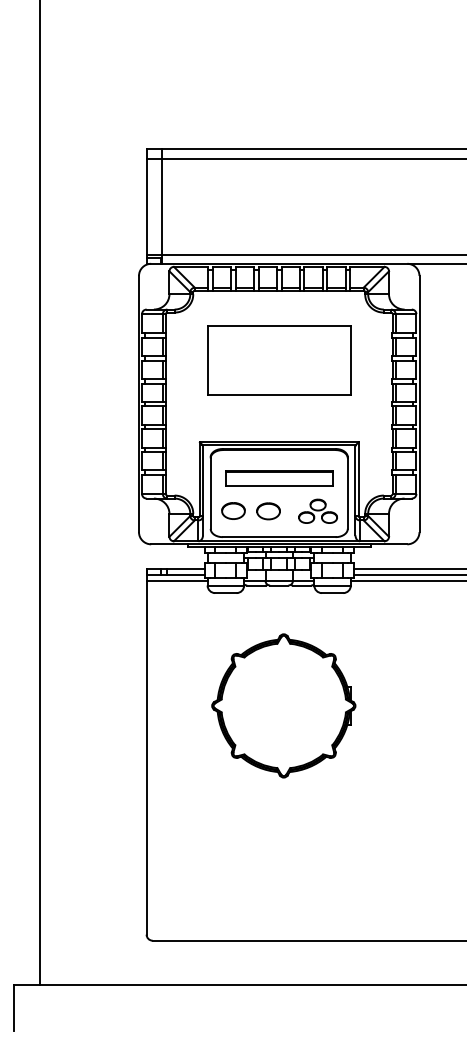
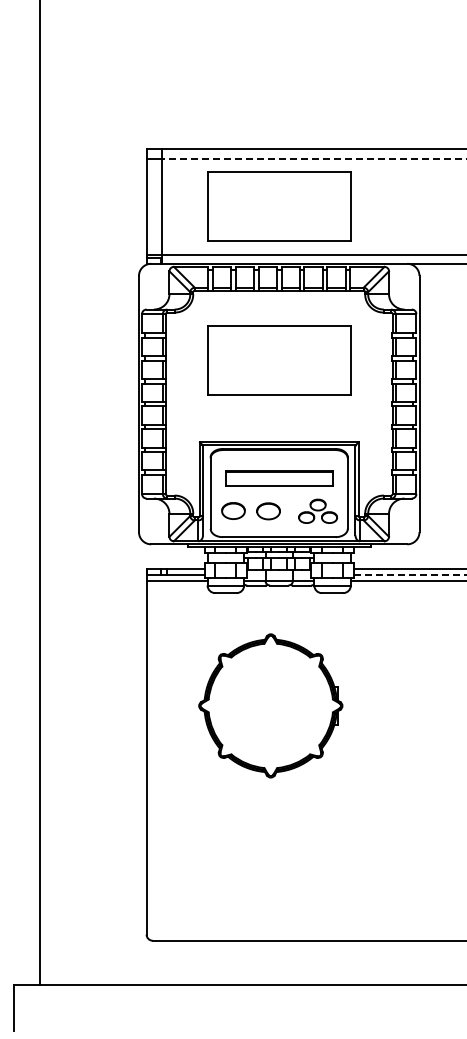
line: solid -> dashed (313, 158)
part: none -> present (279, 206)
line: solid -> dashed (410, 574)
part position: (283, 705) -> (270, 705) (270, 705)
